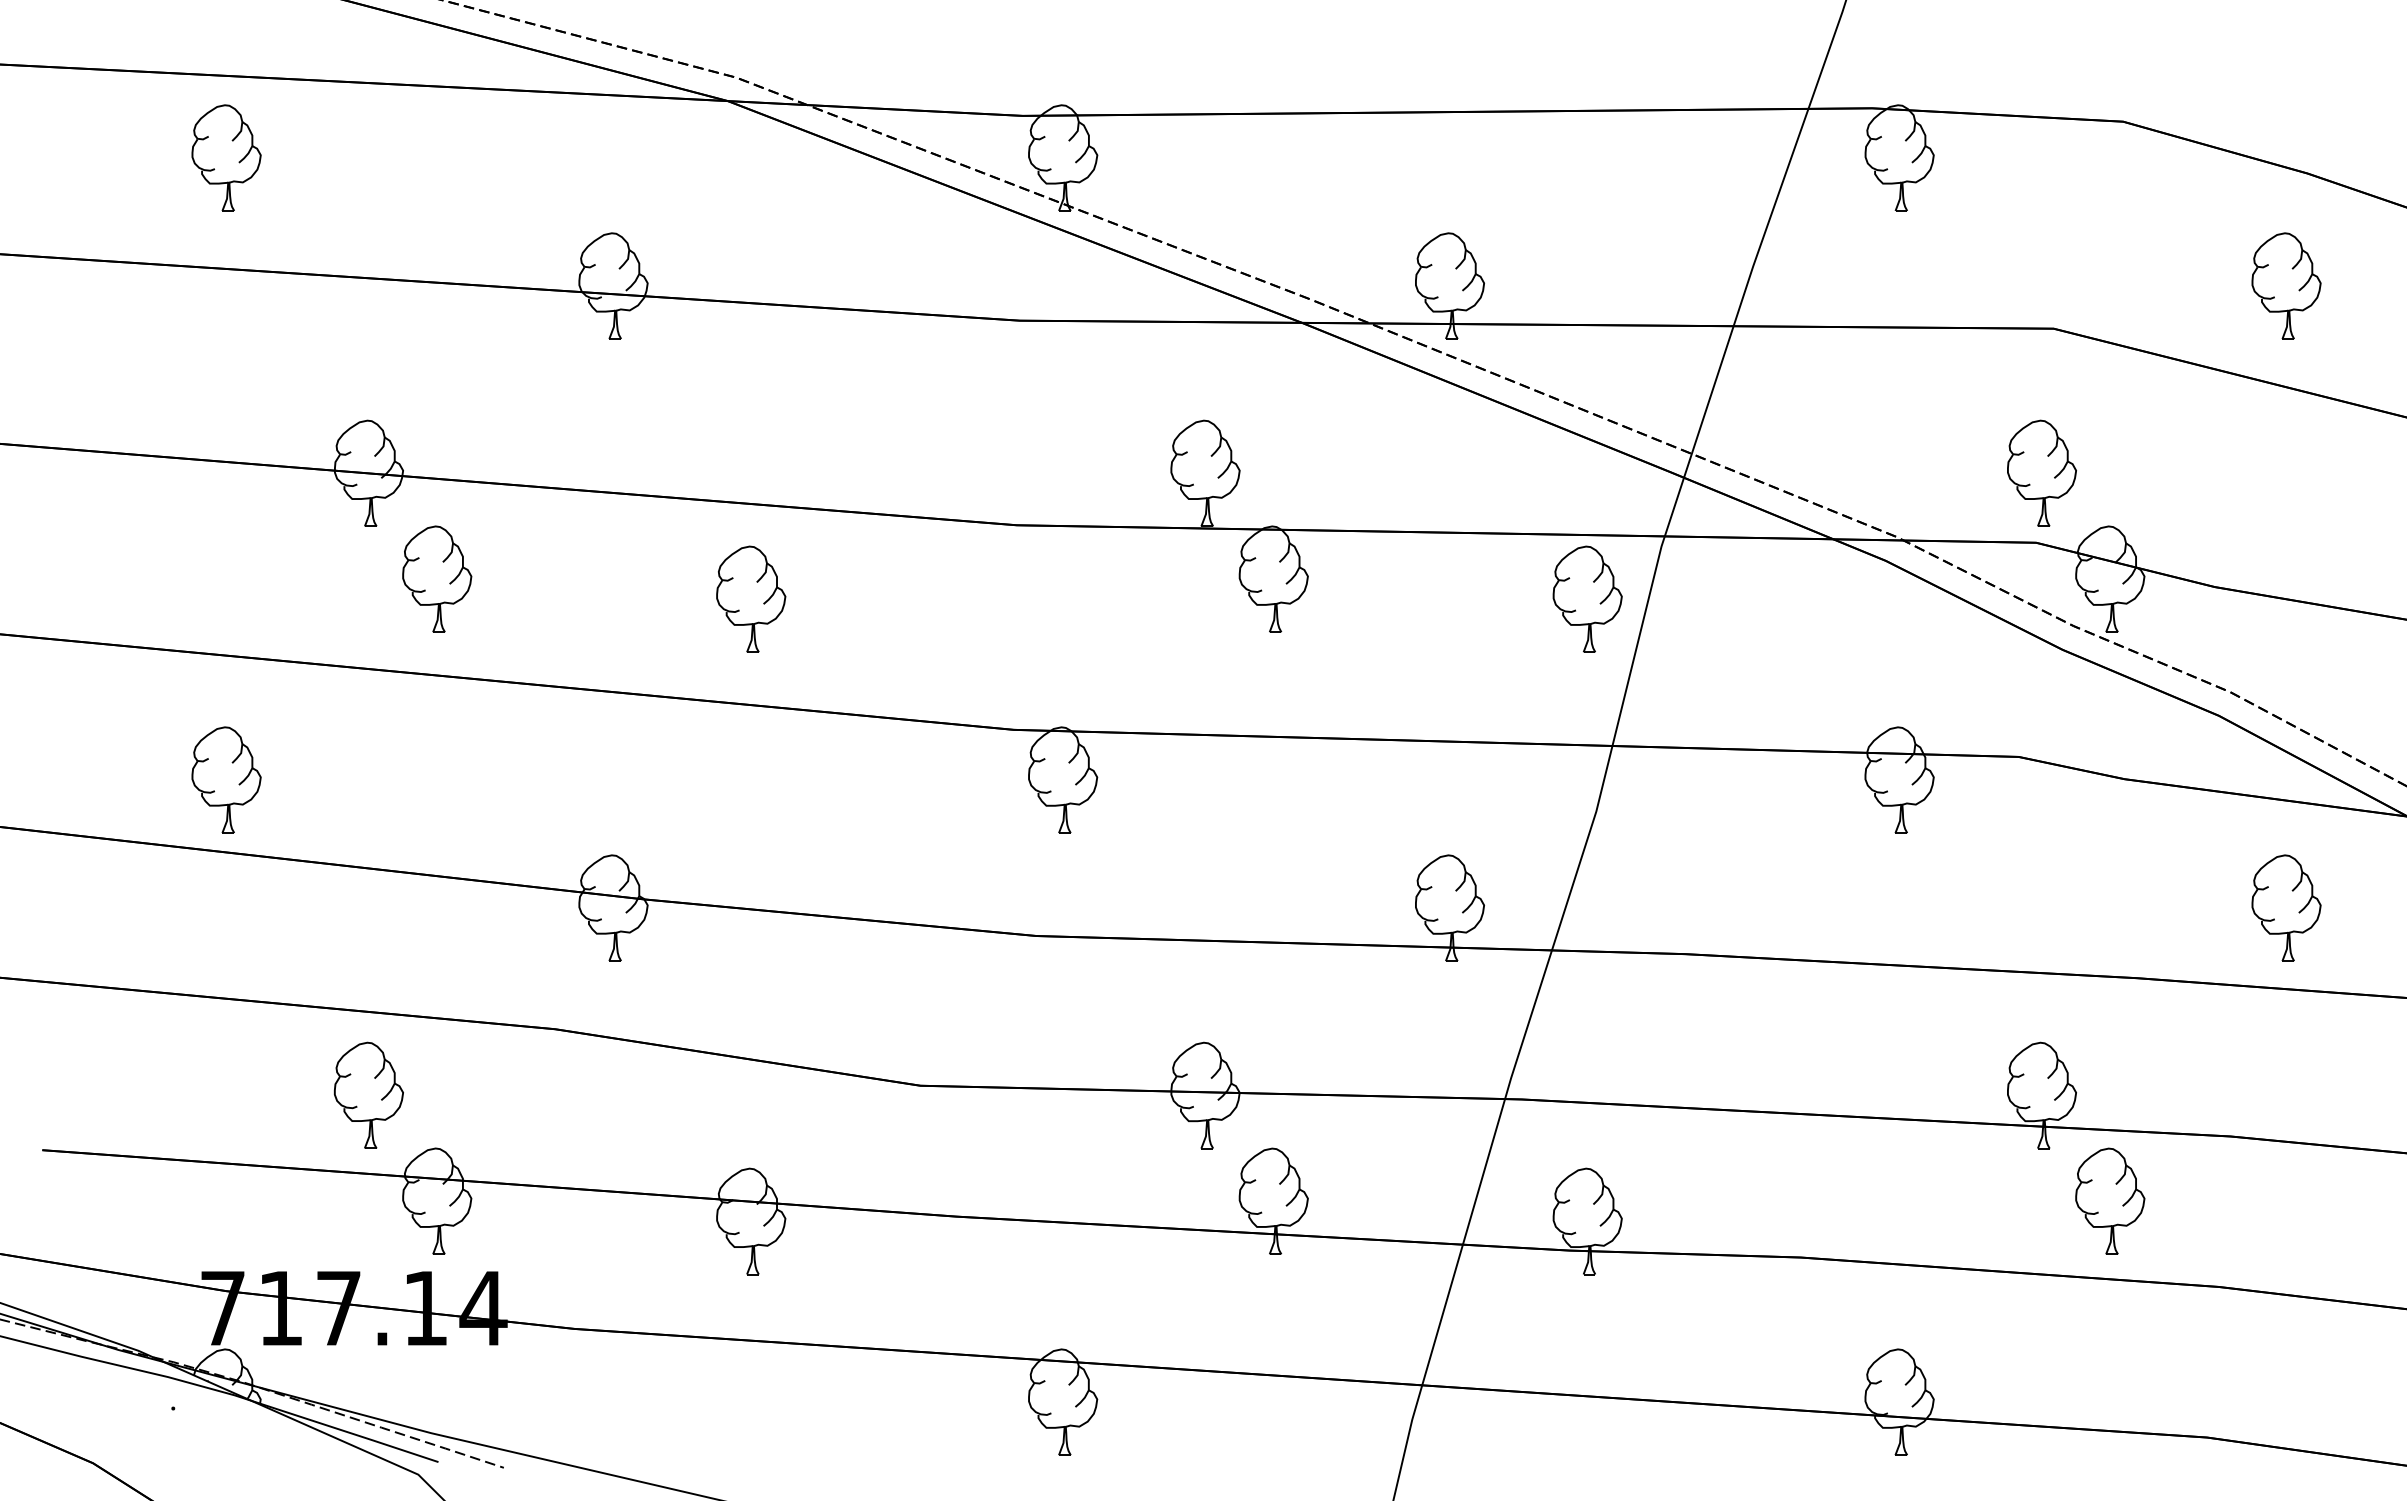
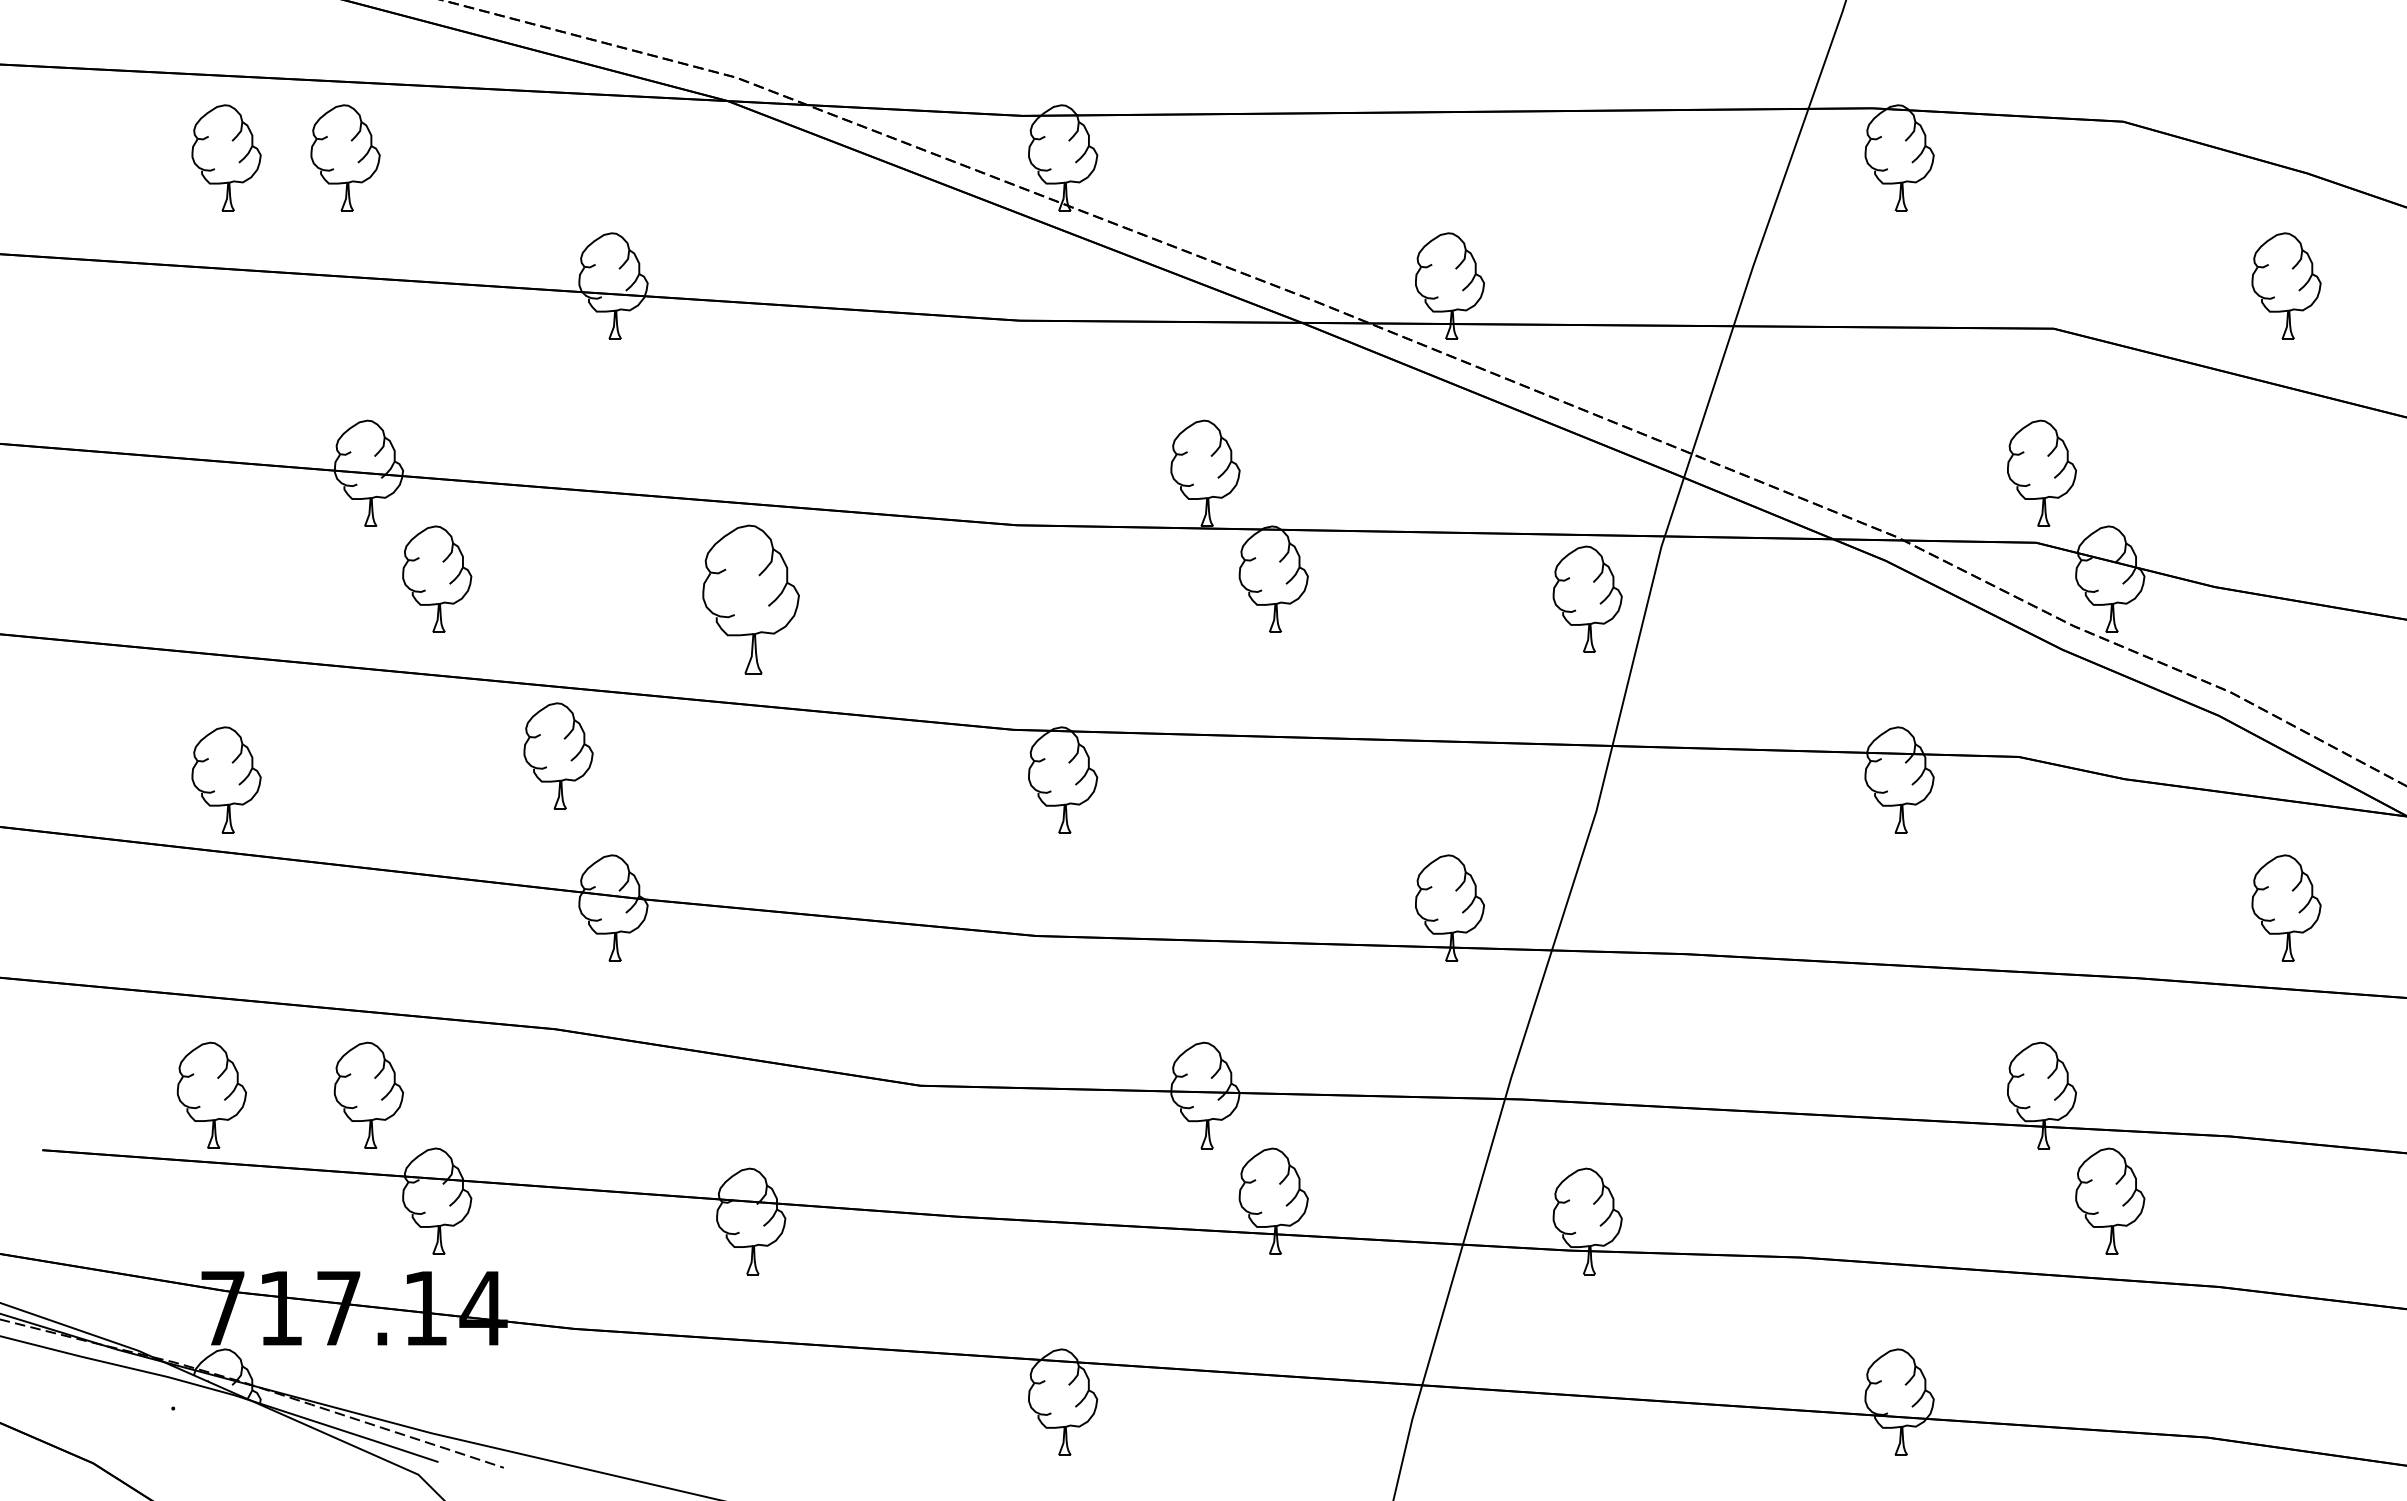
part: none -> present (345, 157)
part size: 71x108 px -> 98x151 px (750, 599)
part: none -> present (558, 755)
part: none -> present (211, 1094)
